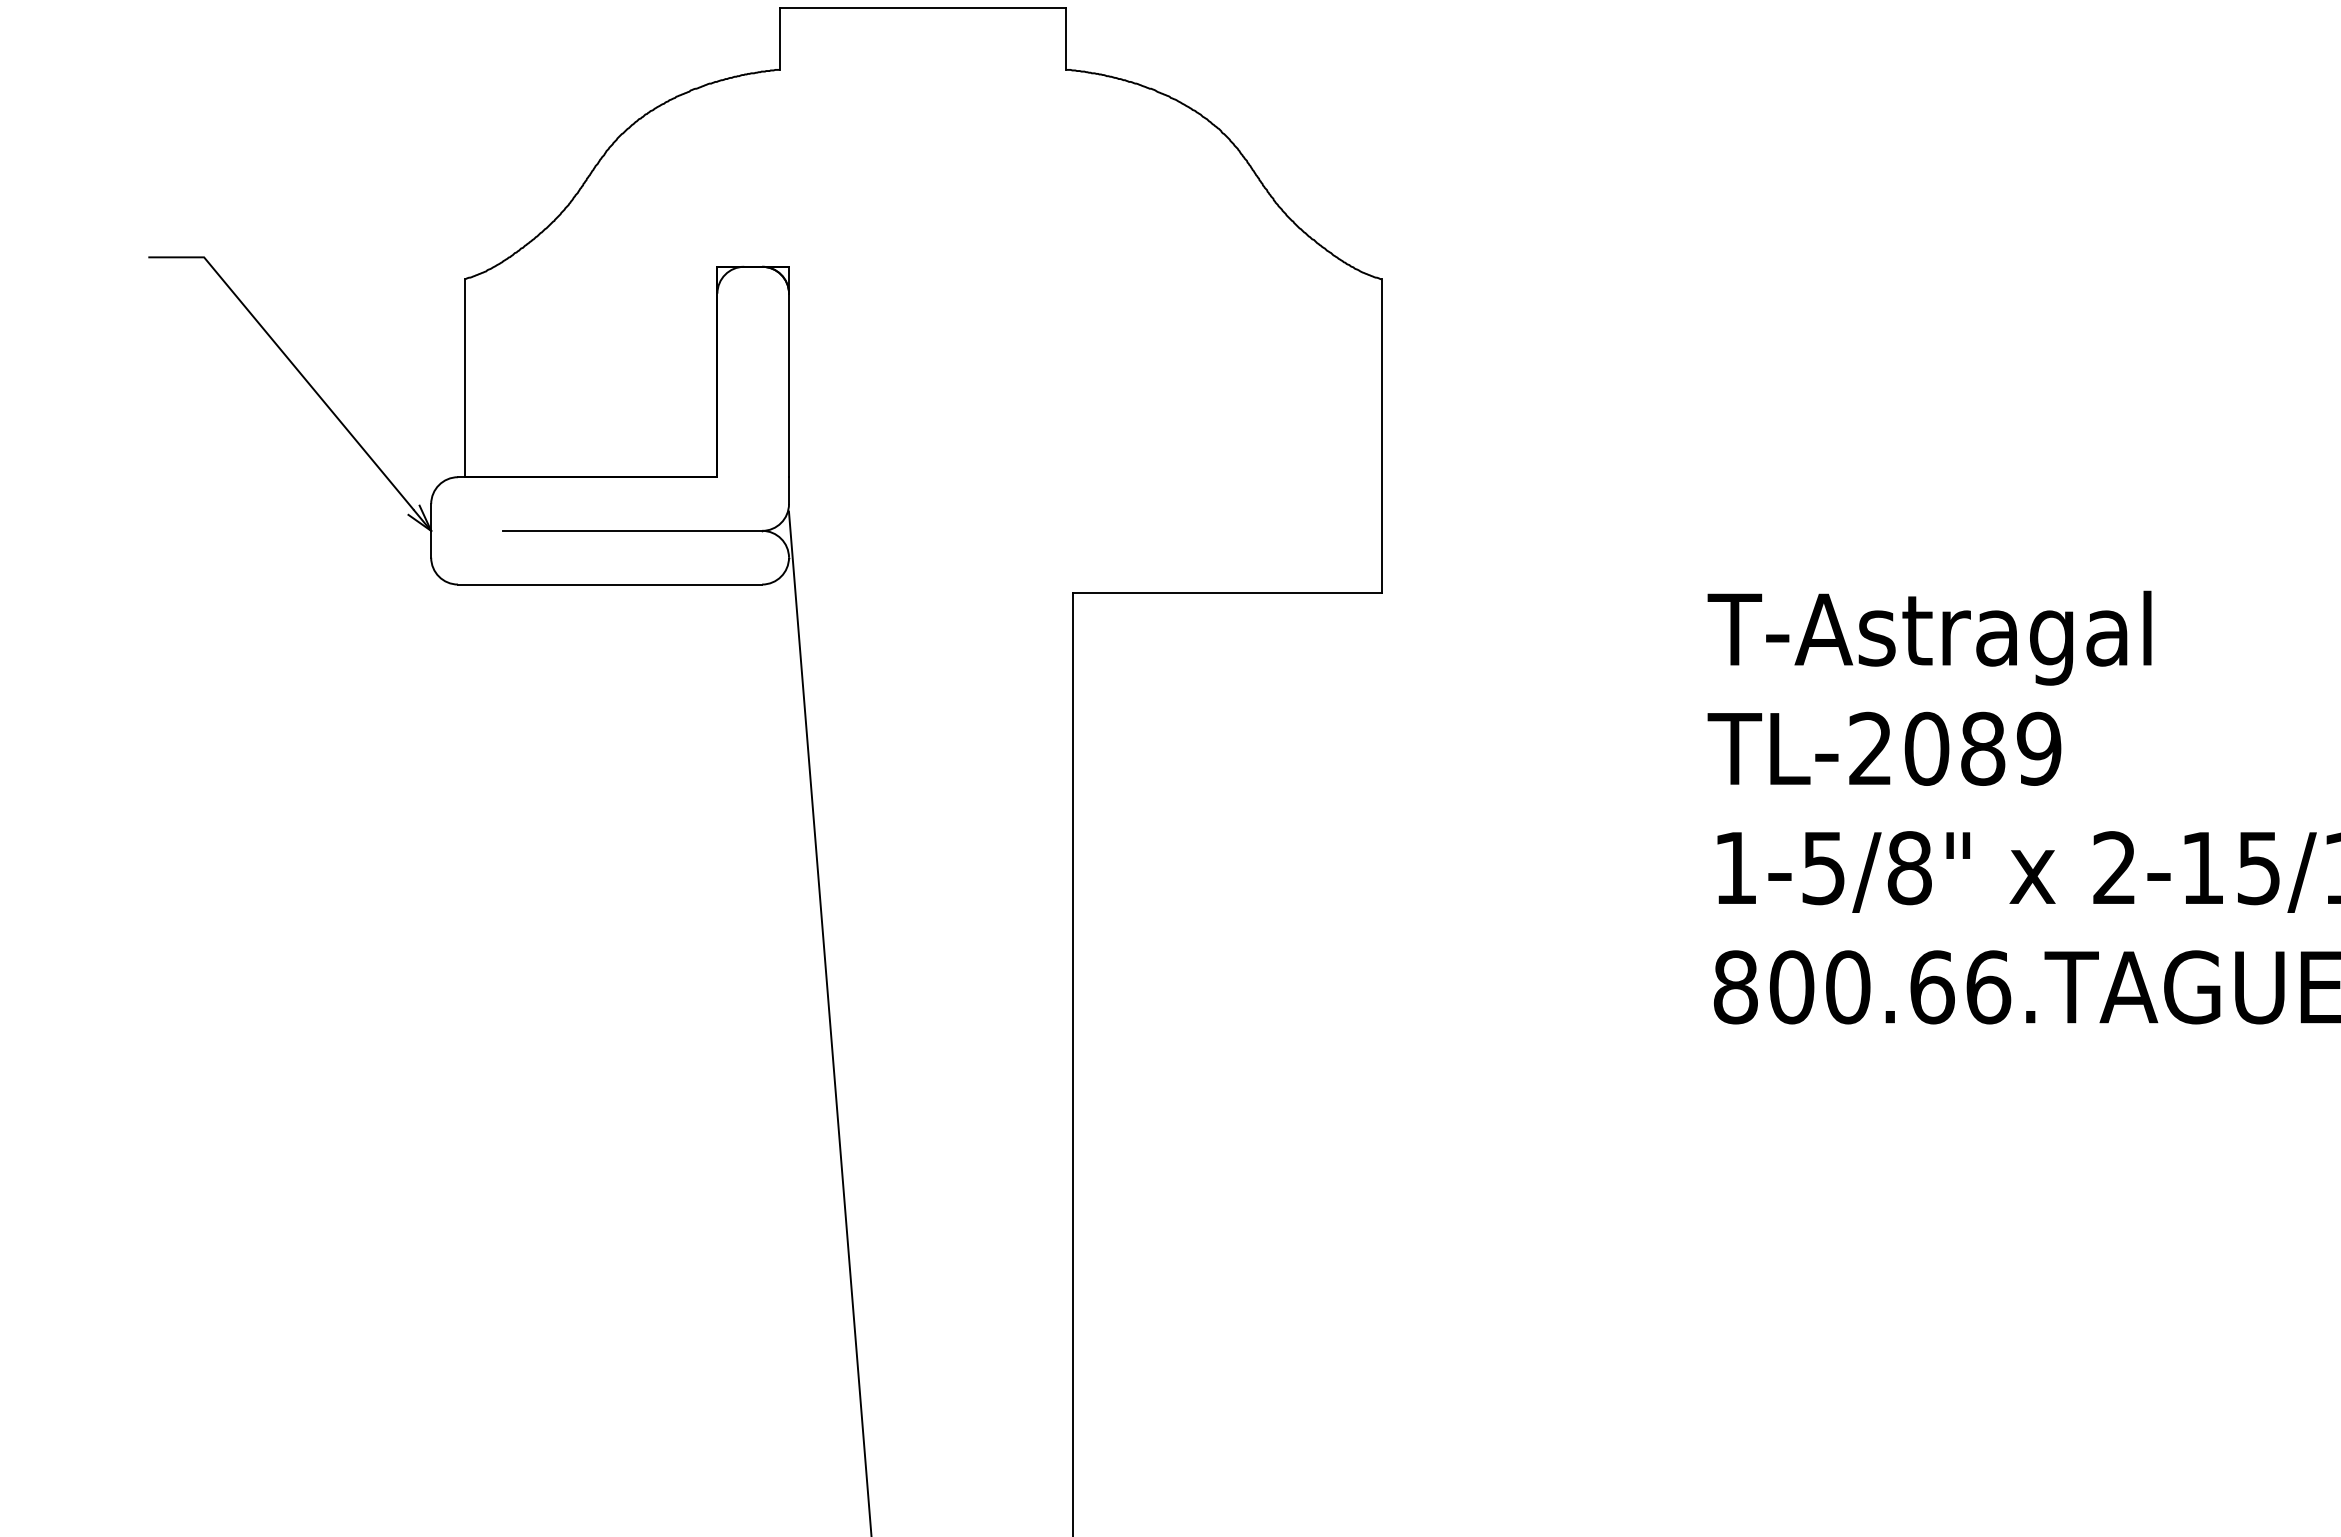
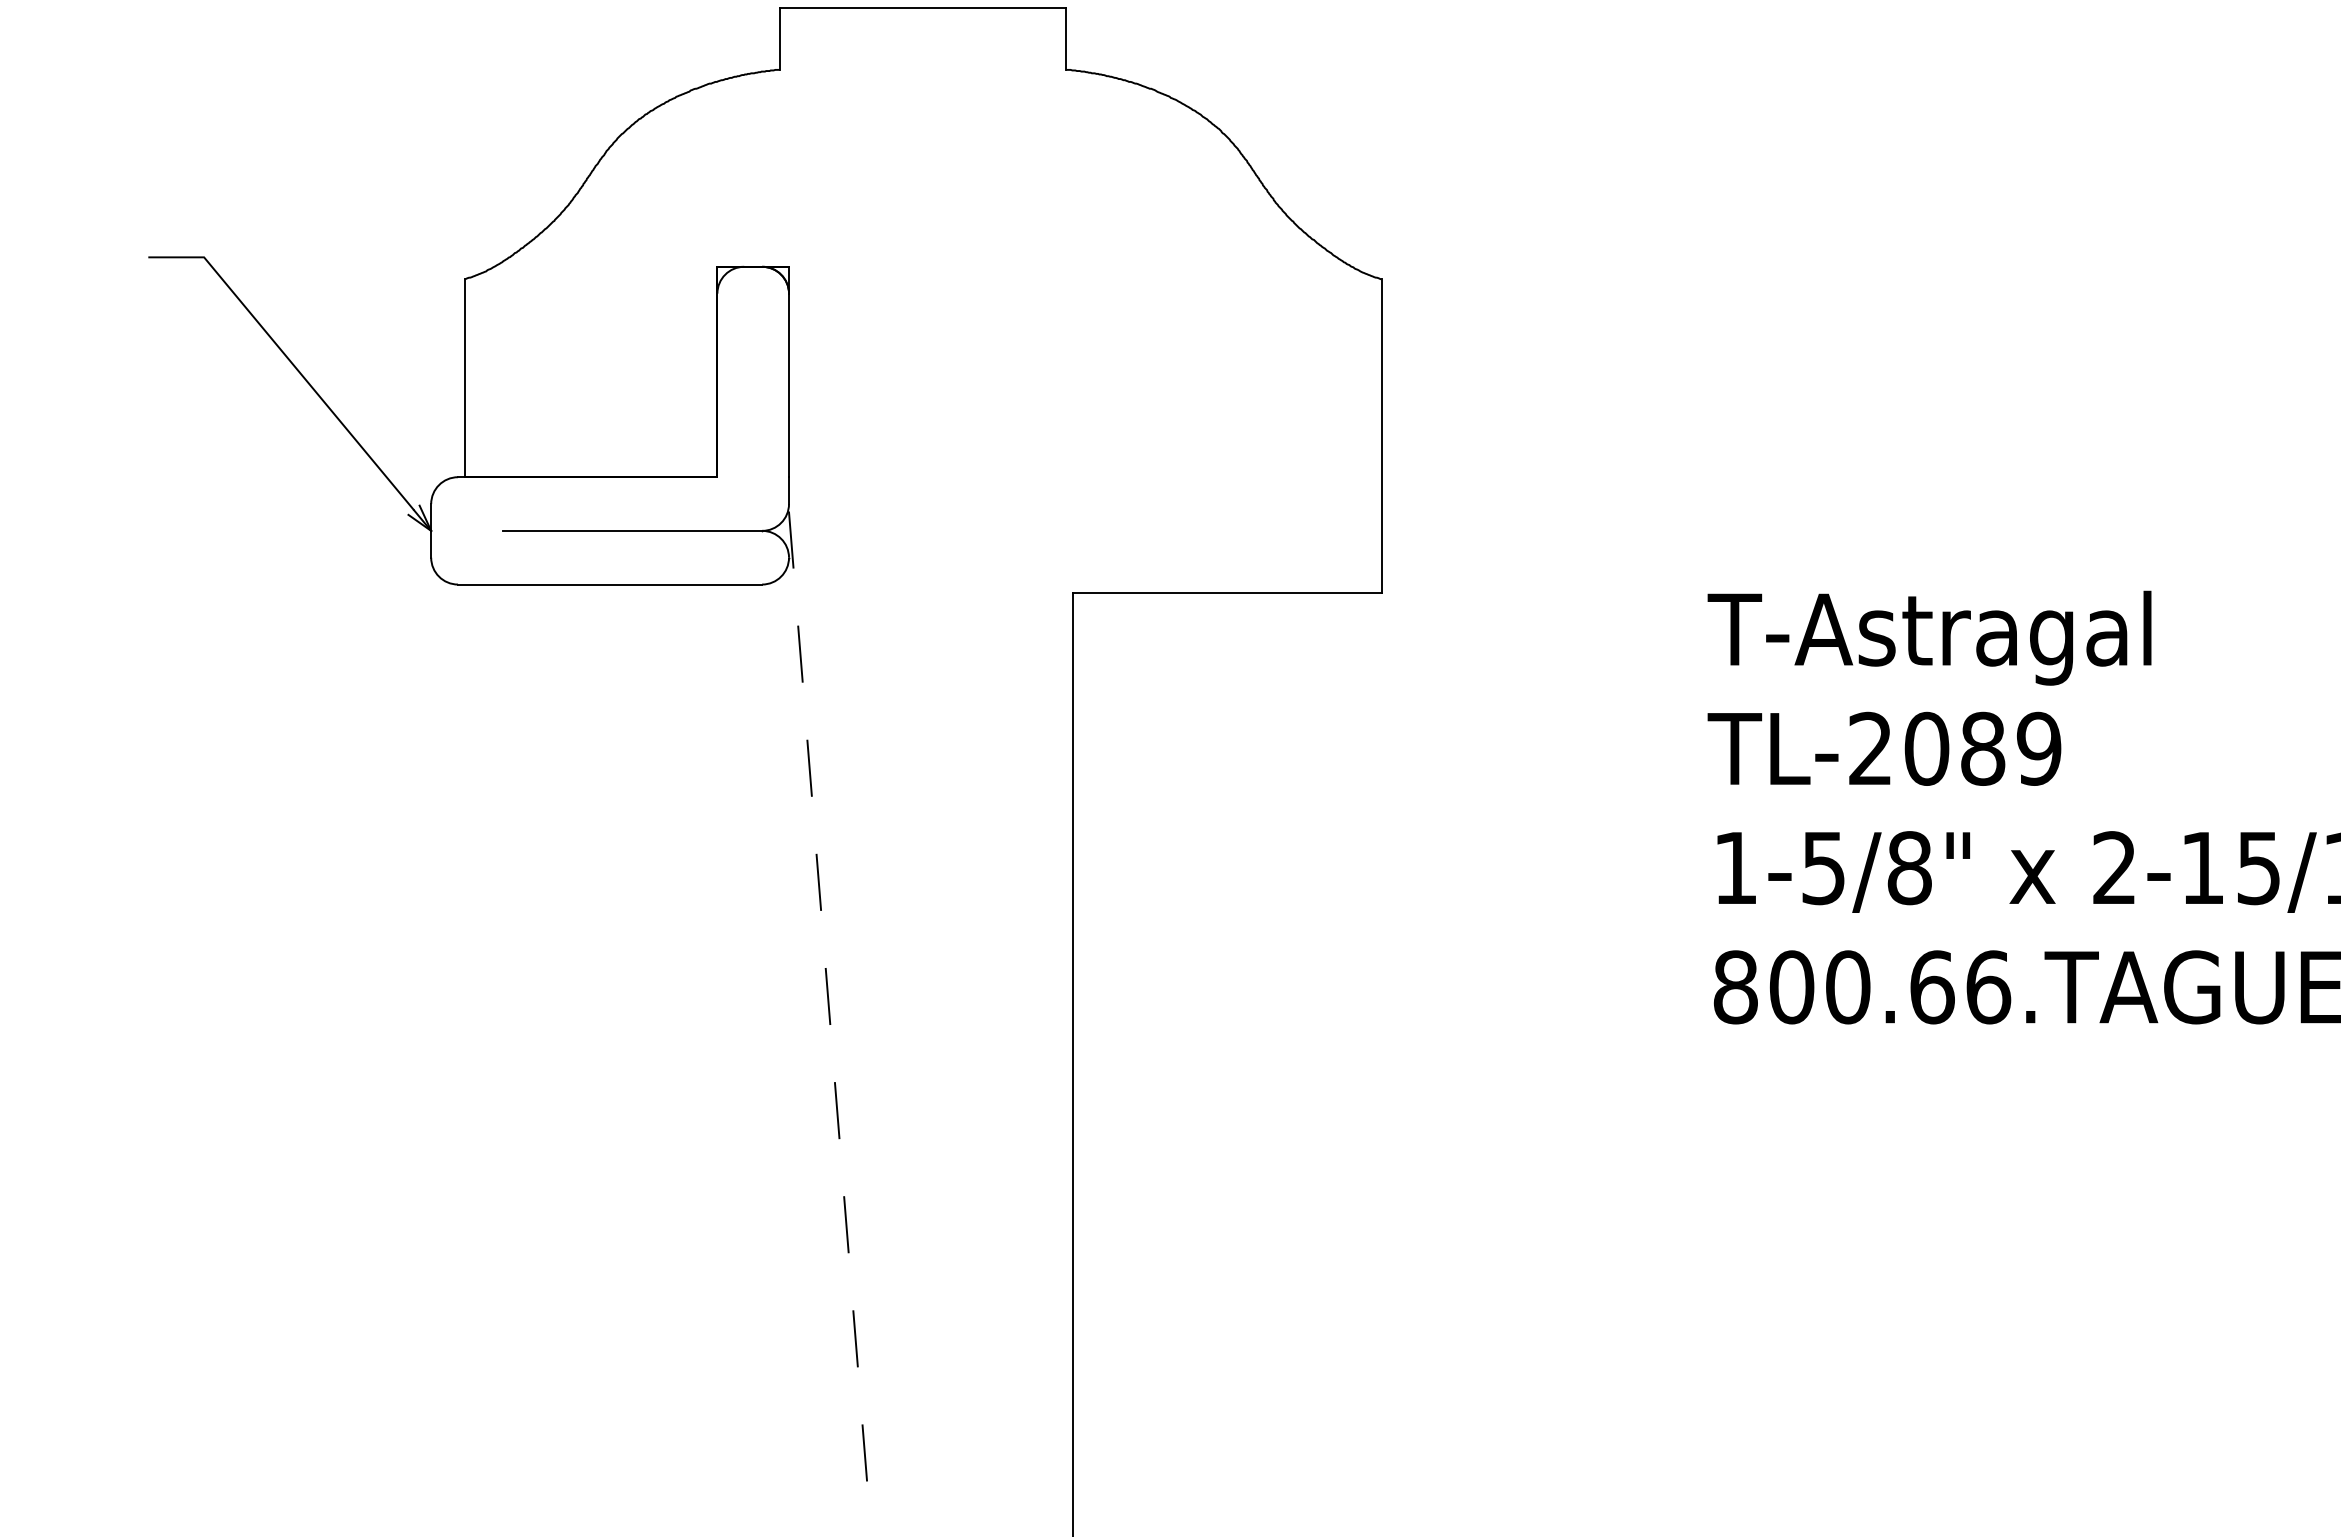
line: solid -> dashed (830, 1024)
